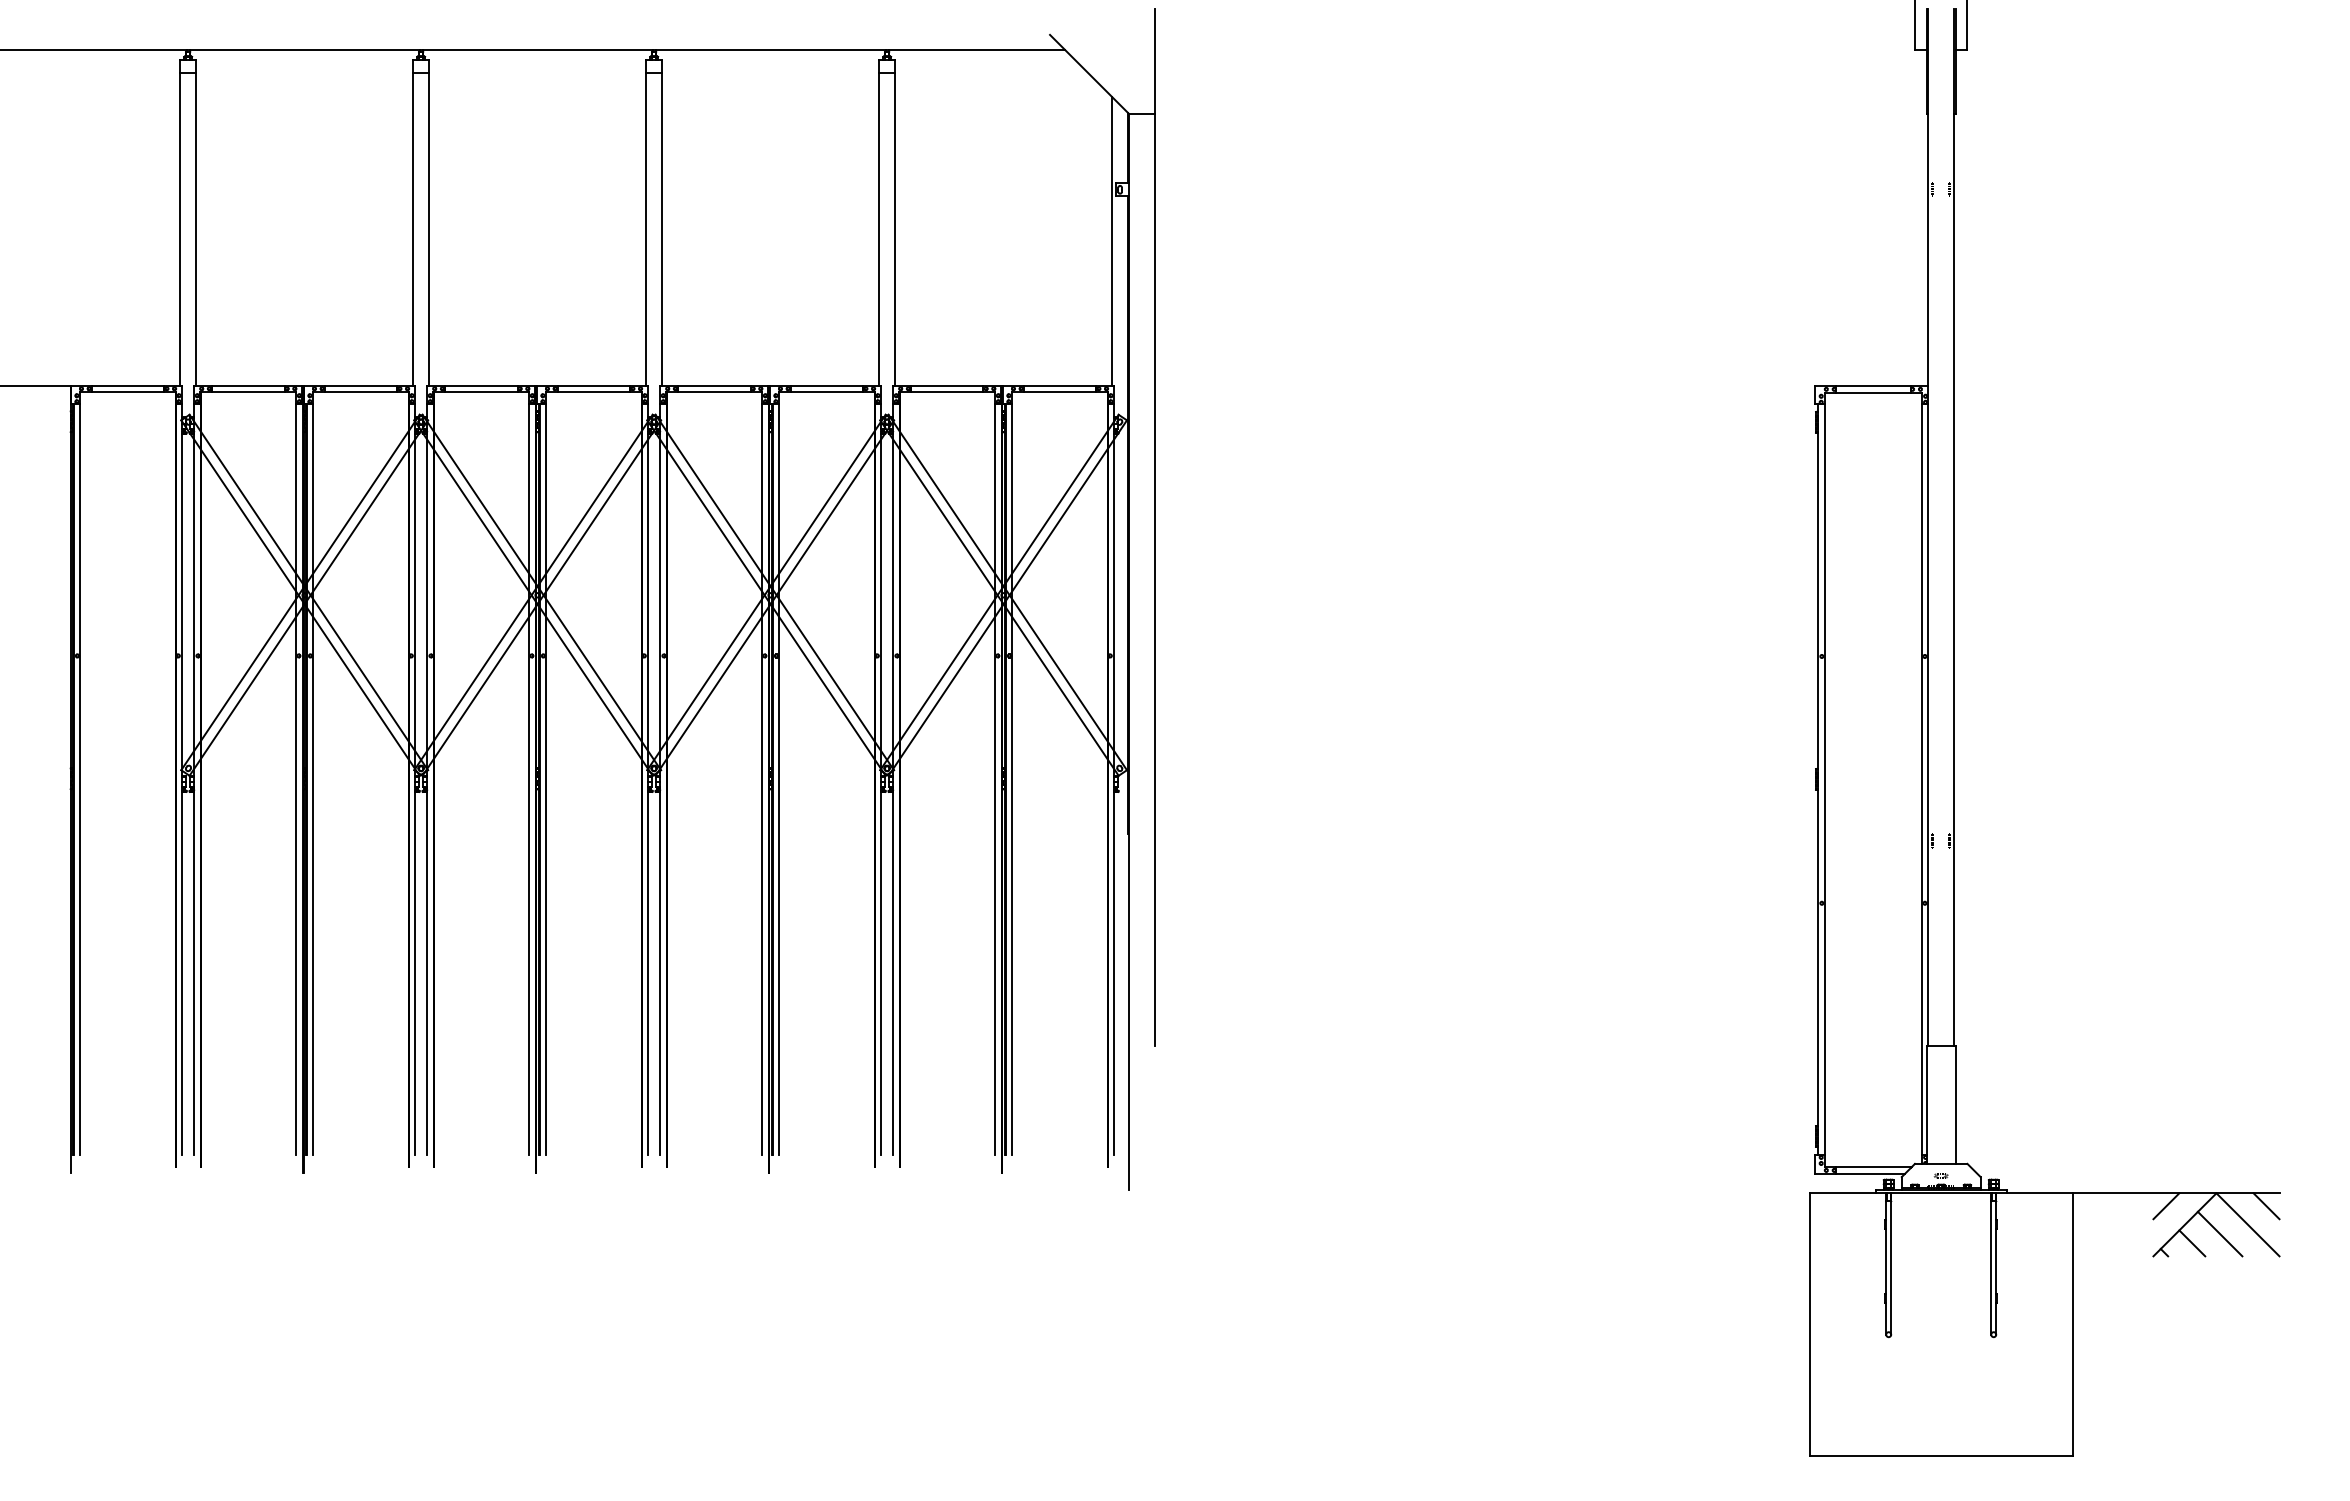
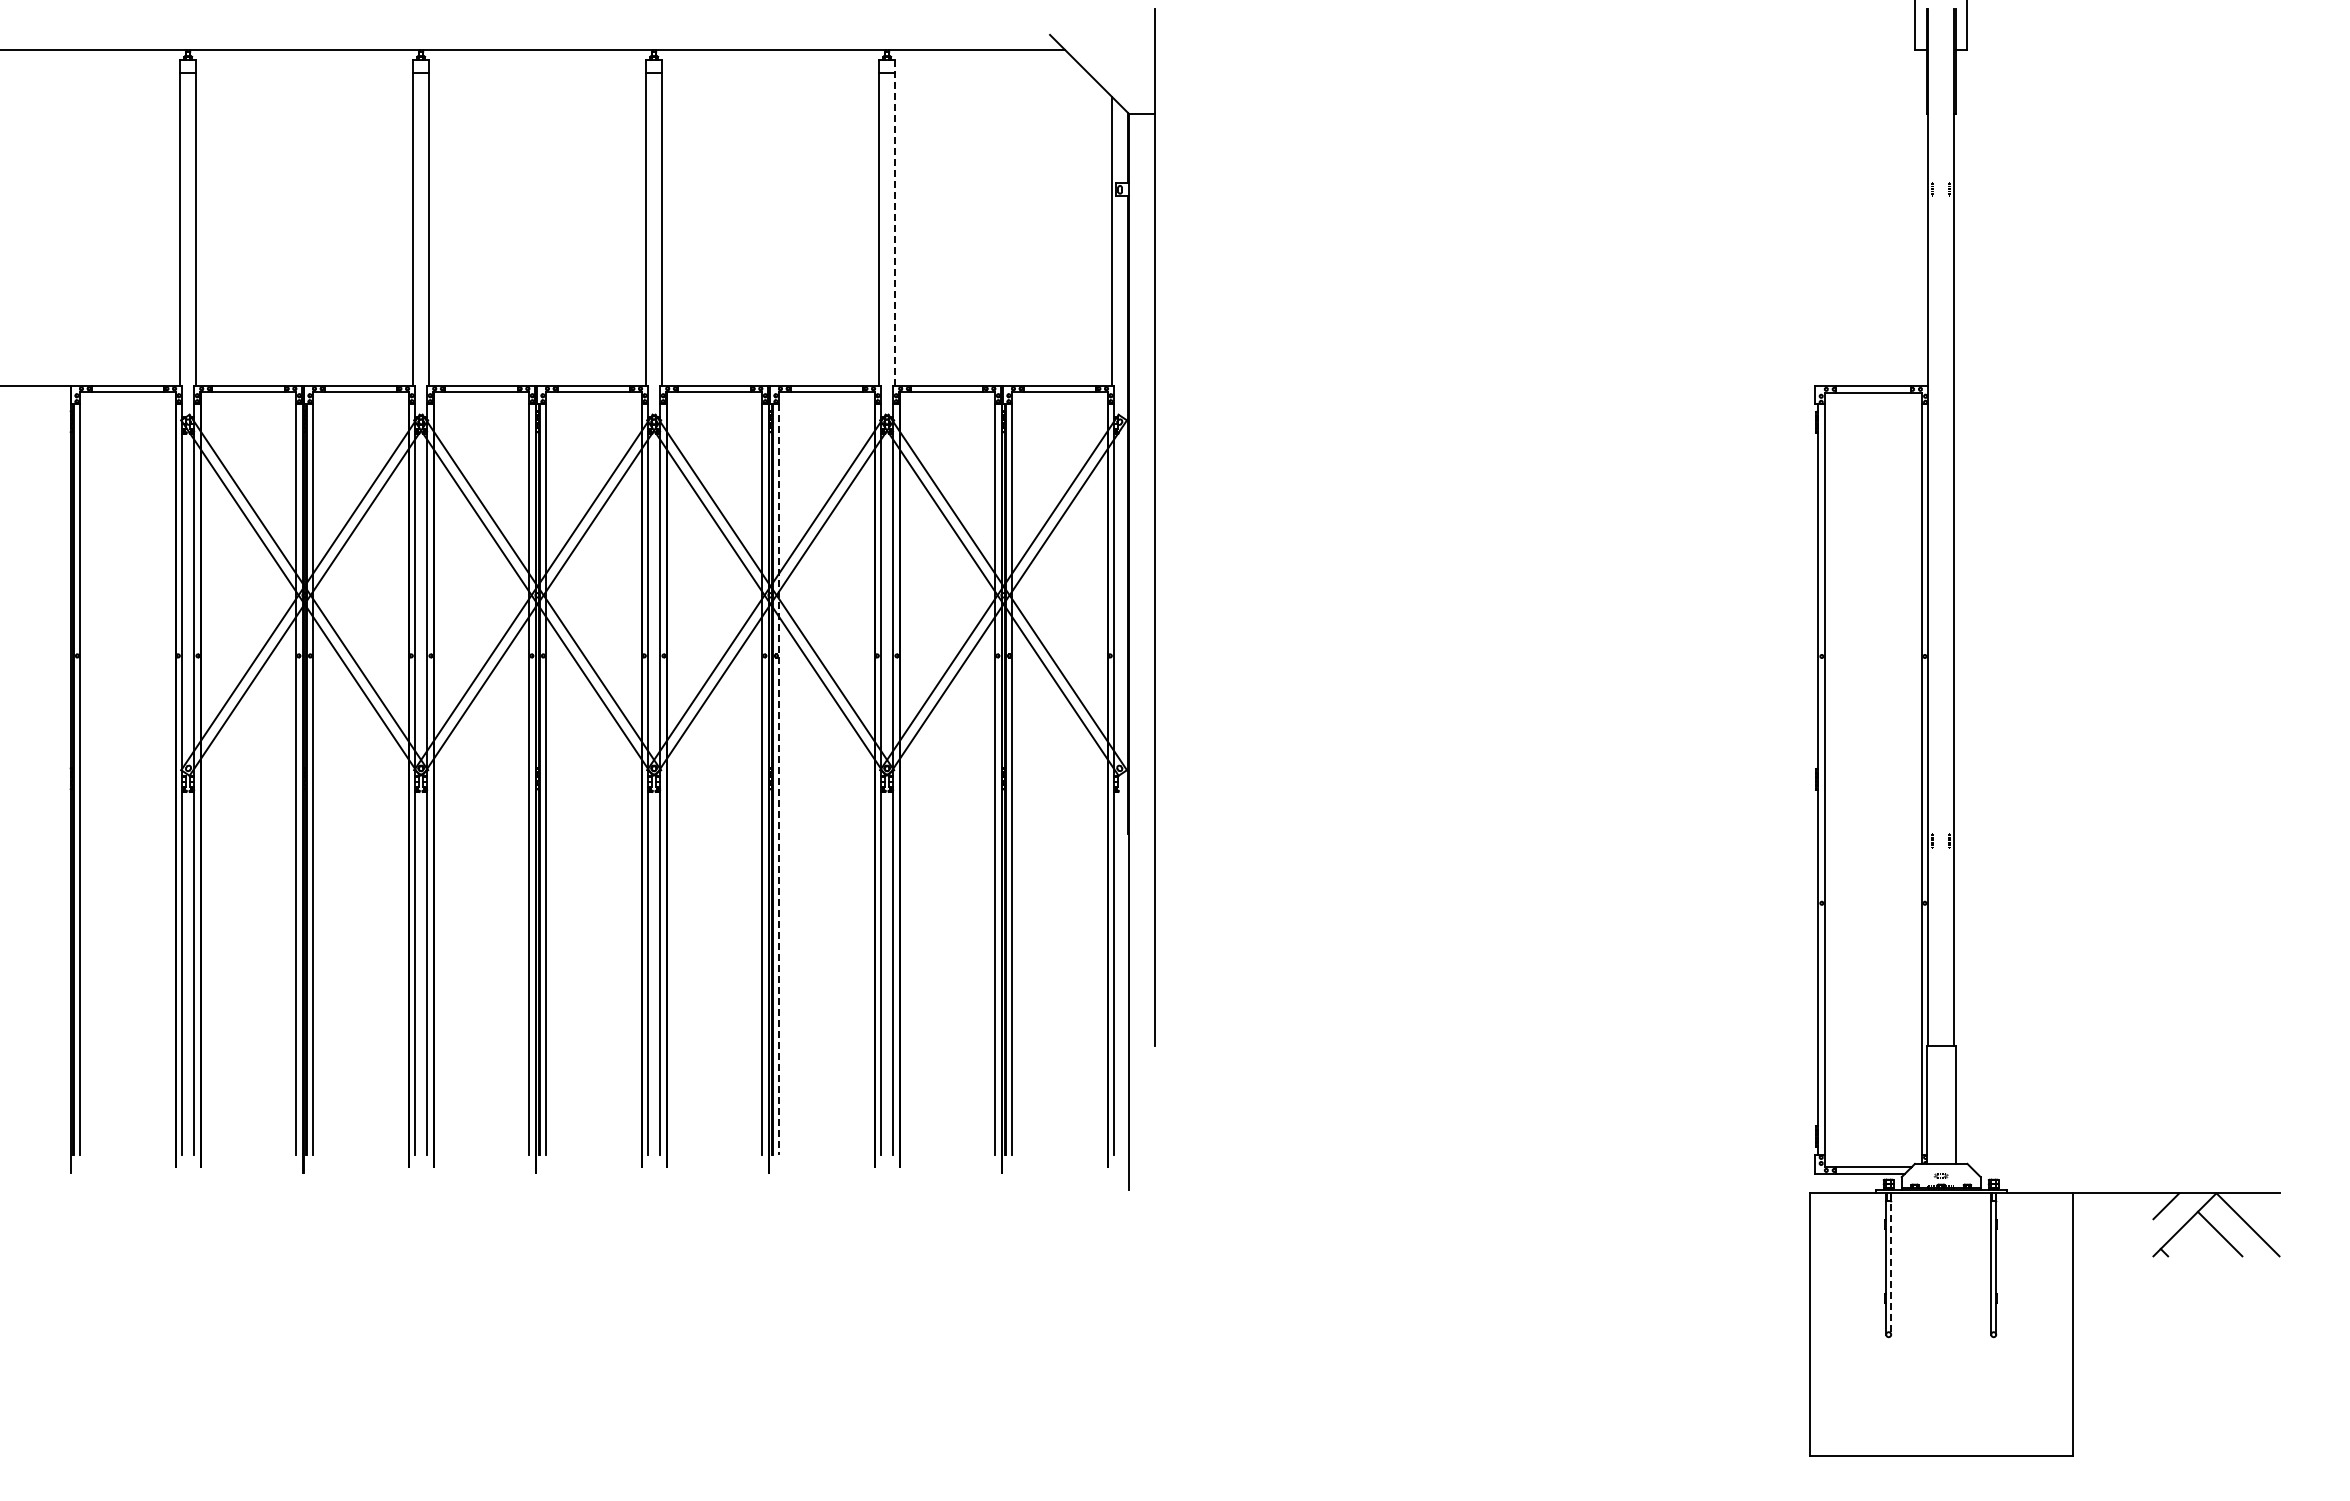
line: solid -> dashed (895, 222)
line: solid -> dashed (779, 779)
line: present -> none (2266, 1206)
line: present -> none (2192, 1243)
line: solid -> dashed (1891, 1264)
